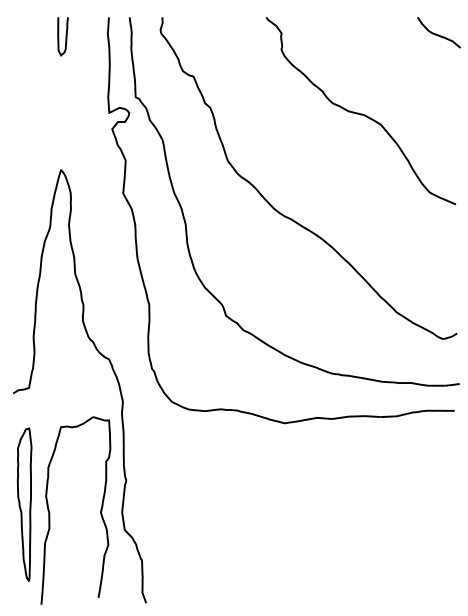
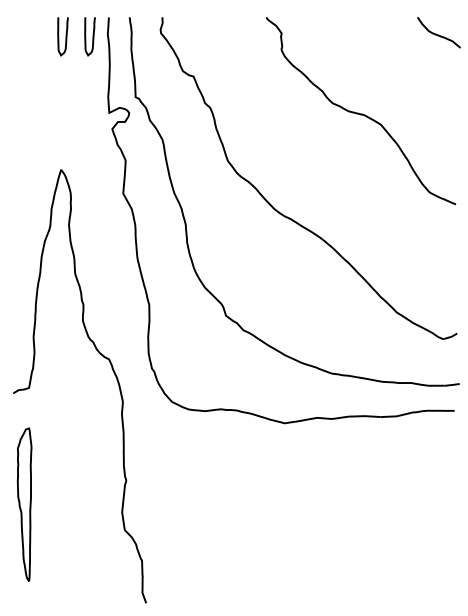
curve: none -> present (86, 36)
curve: present -> none (100, 510)
